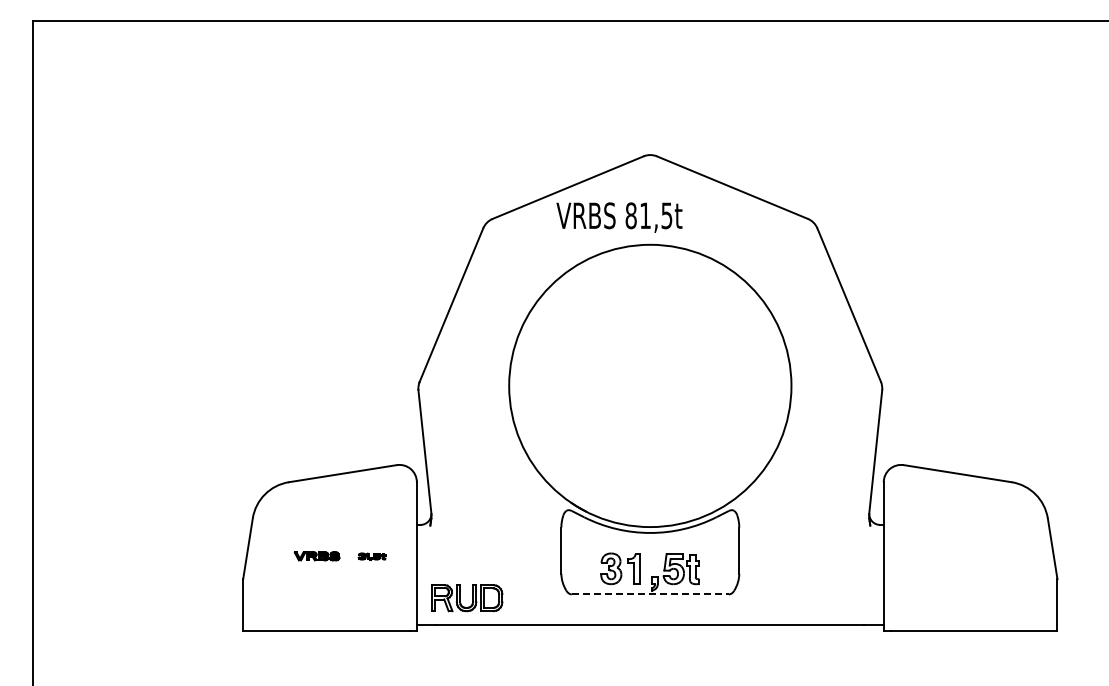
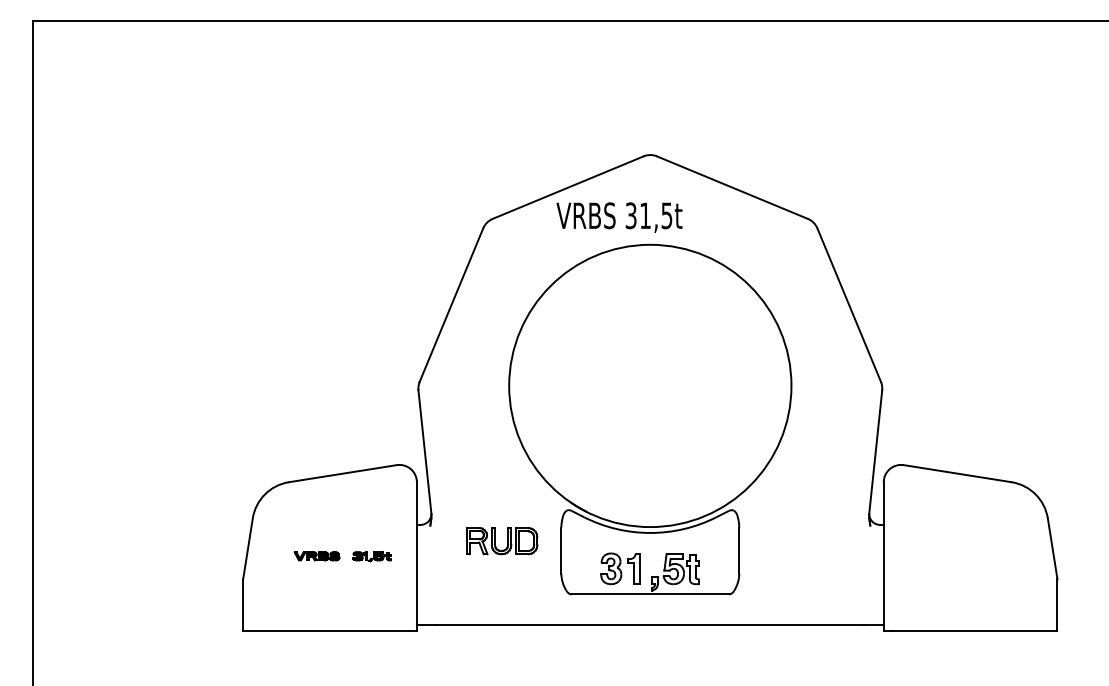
text: 81,5t -> 31,5t (630, 215)
part size: 30x10 px -> 40x12 px (371, 556)
line: dashed -> solid (650, 594)
part position: (467, 598) -> (502, 541) (502, 541)
